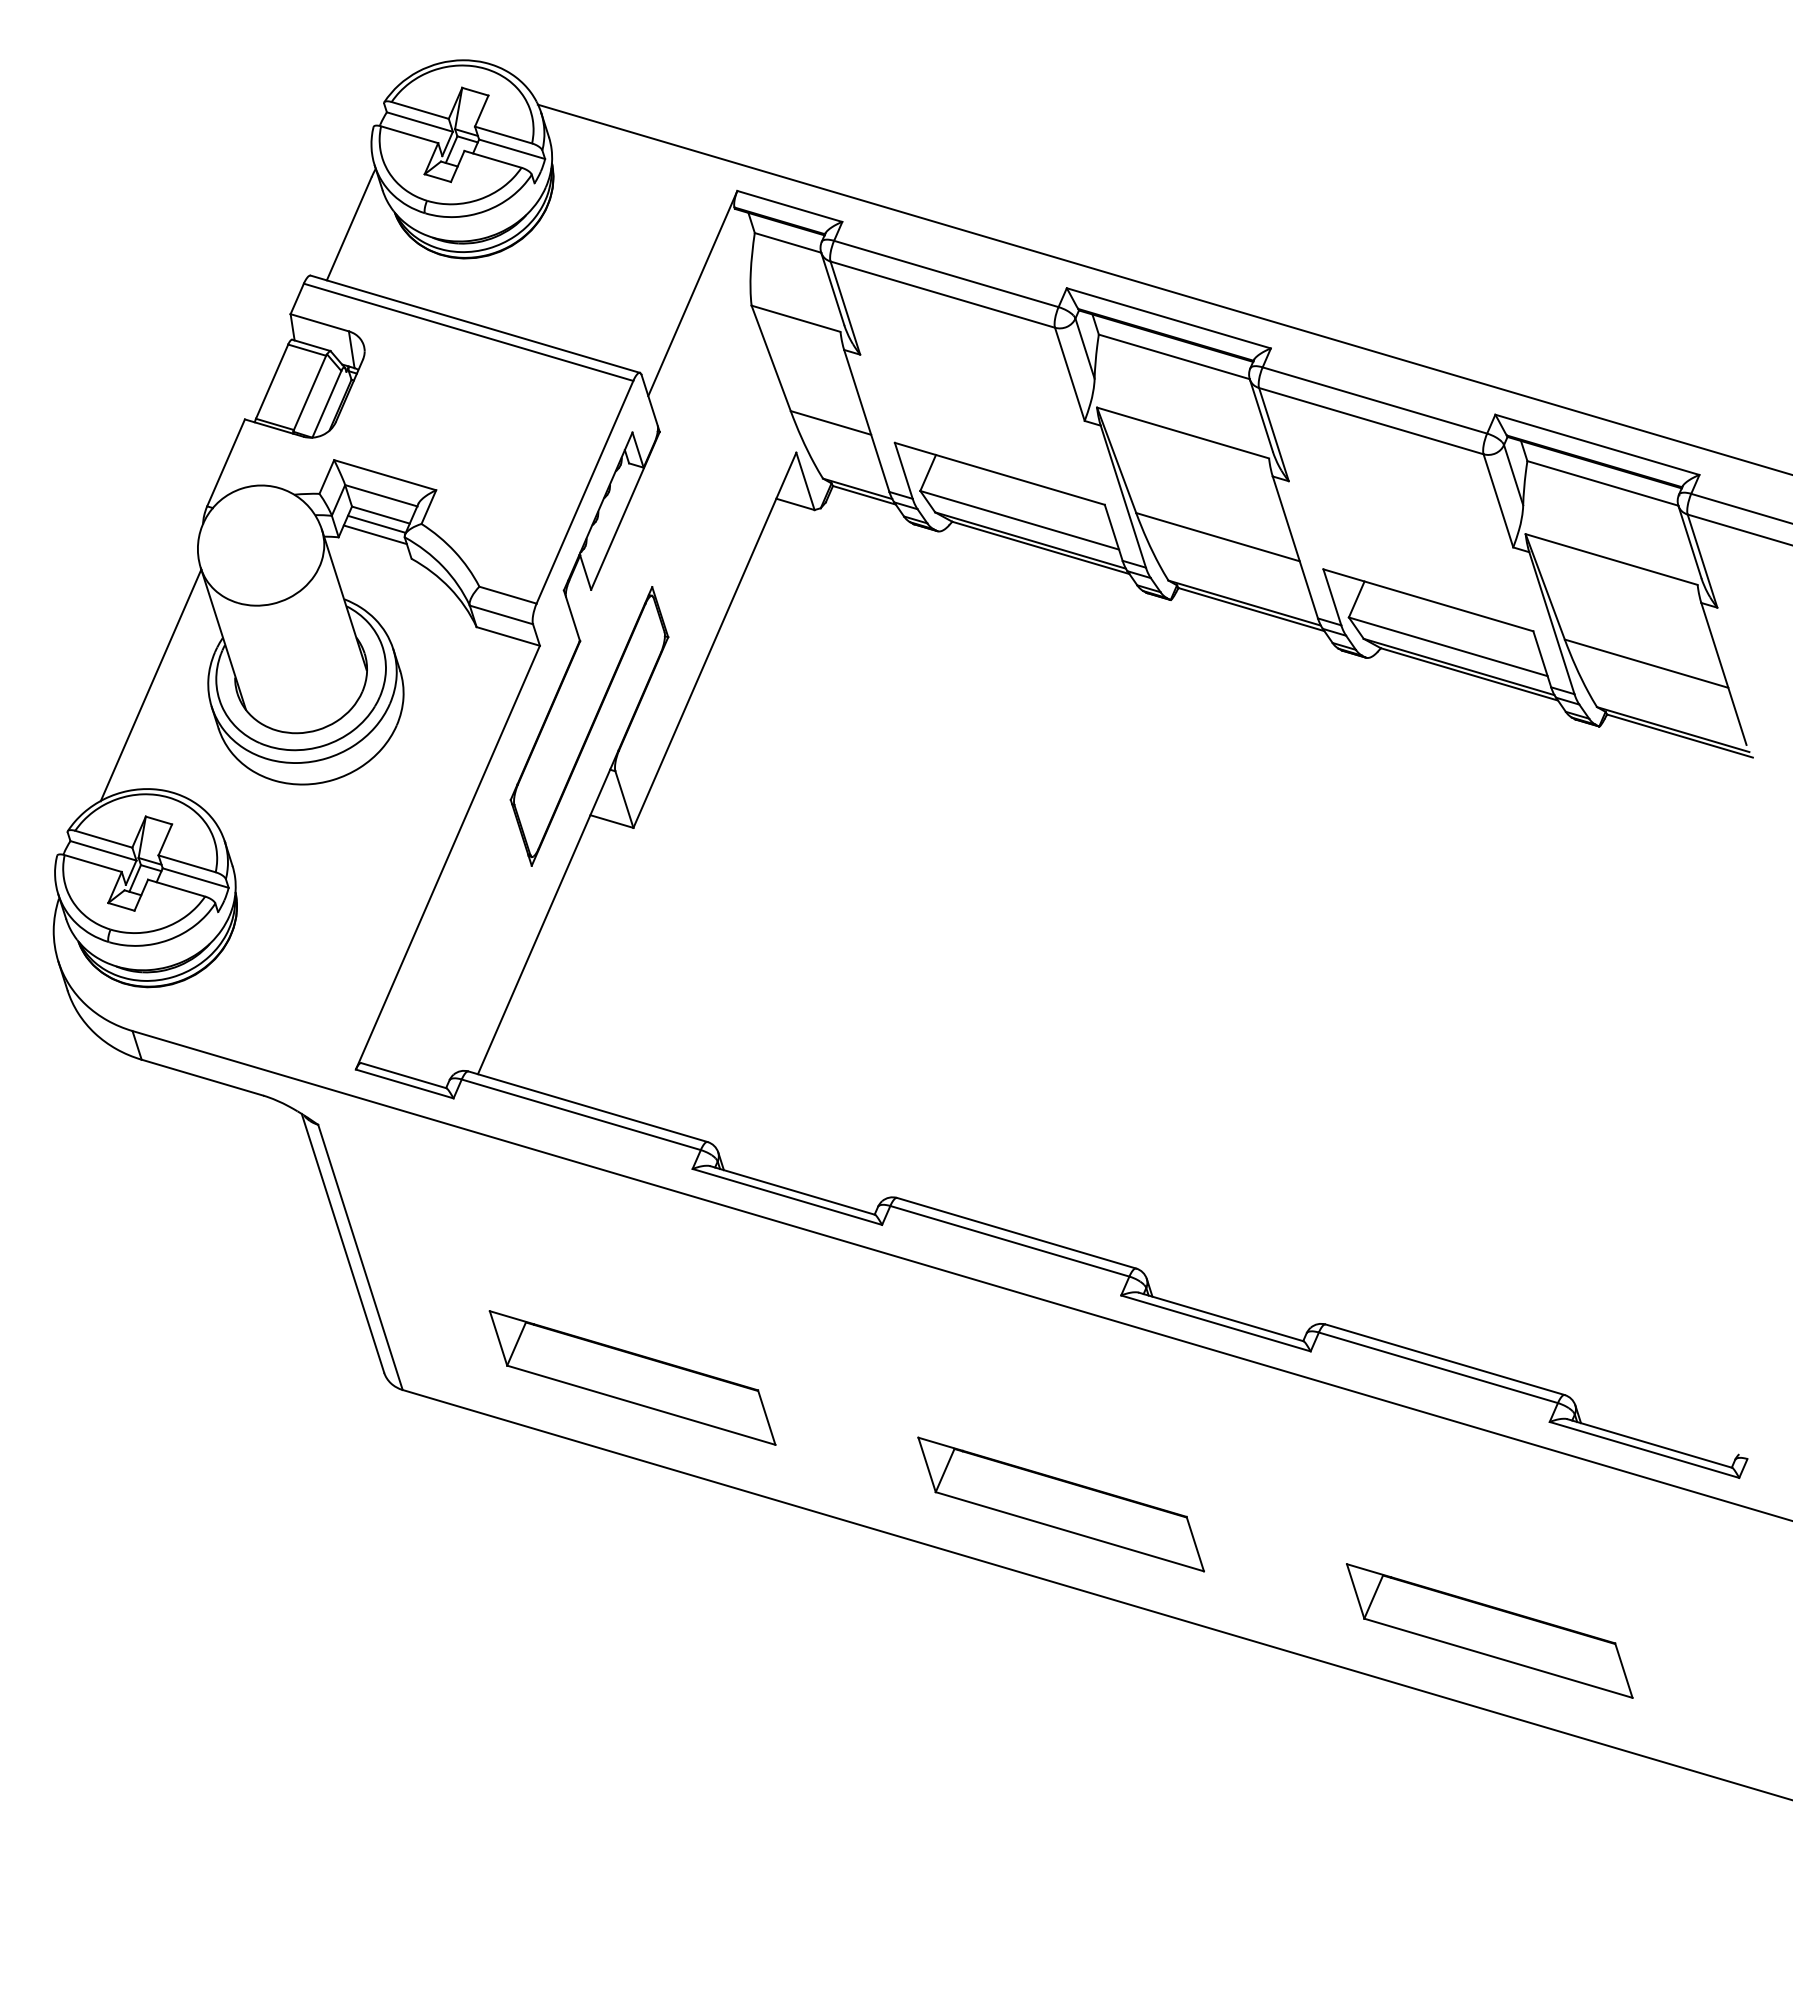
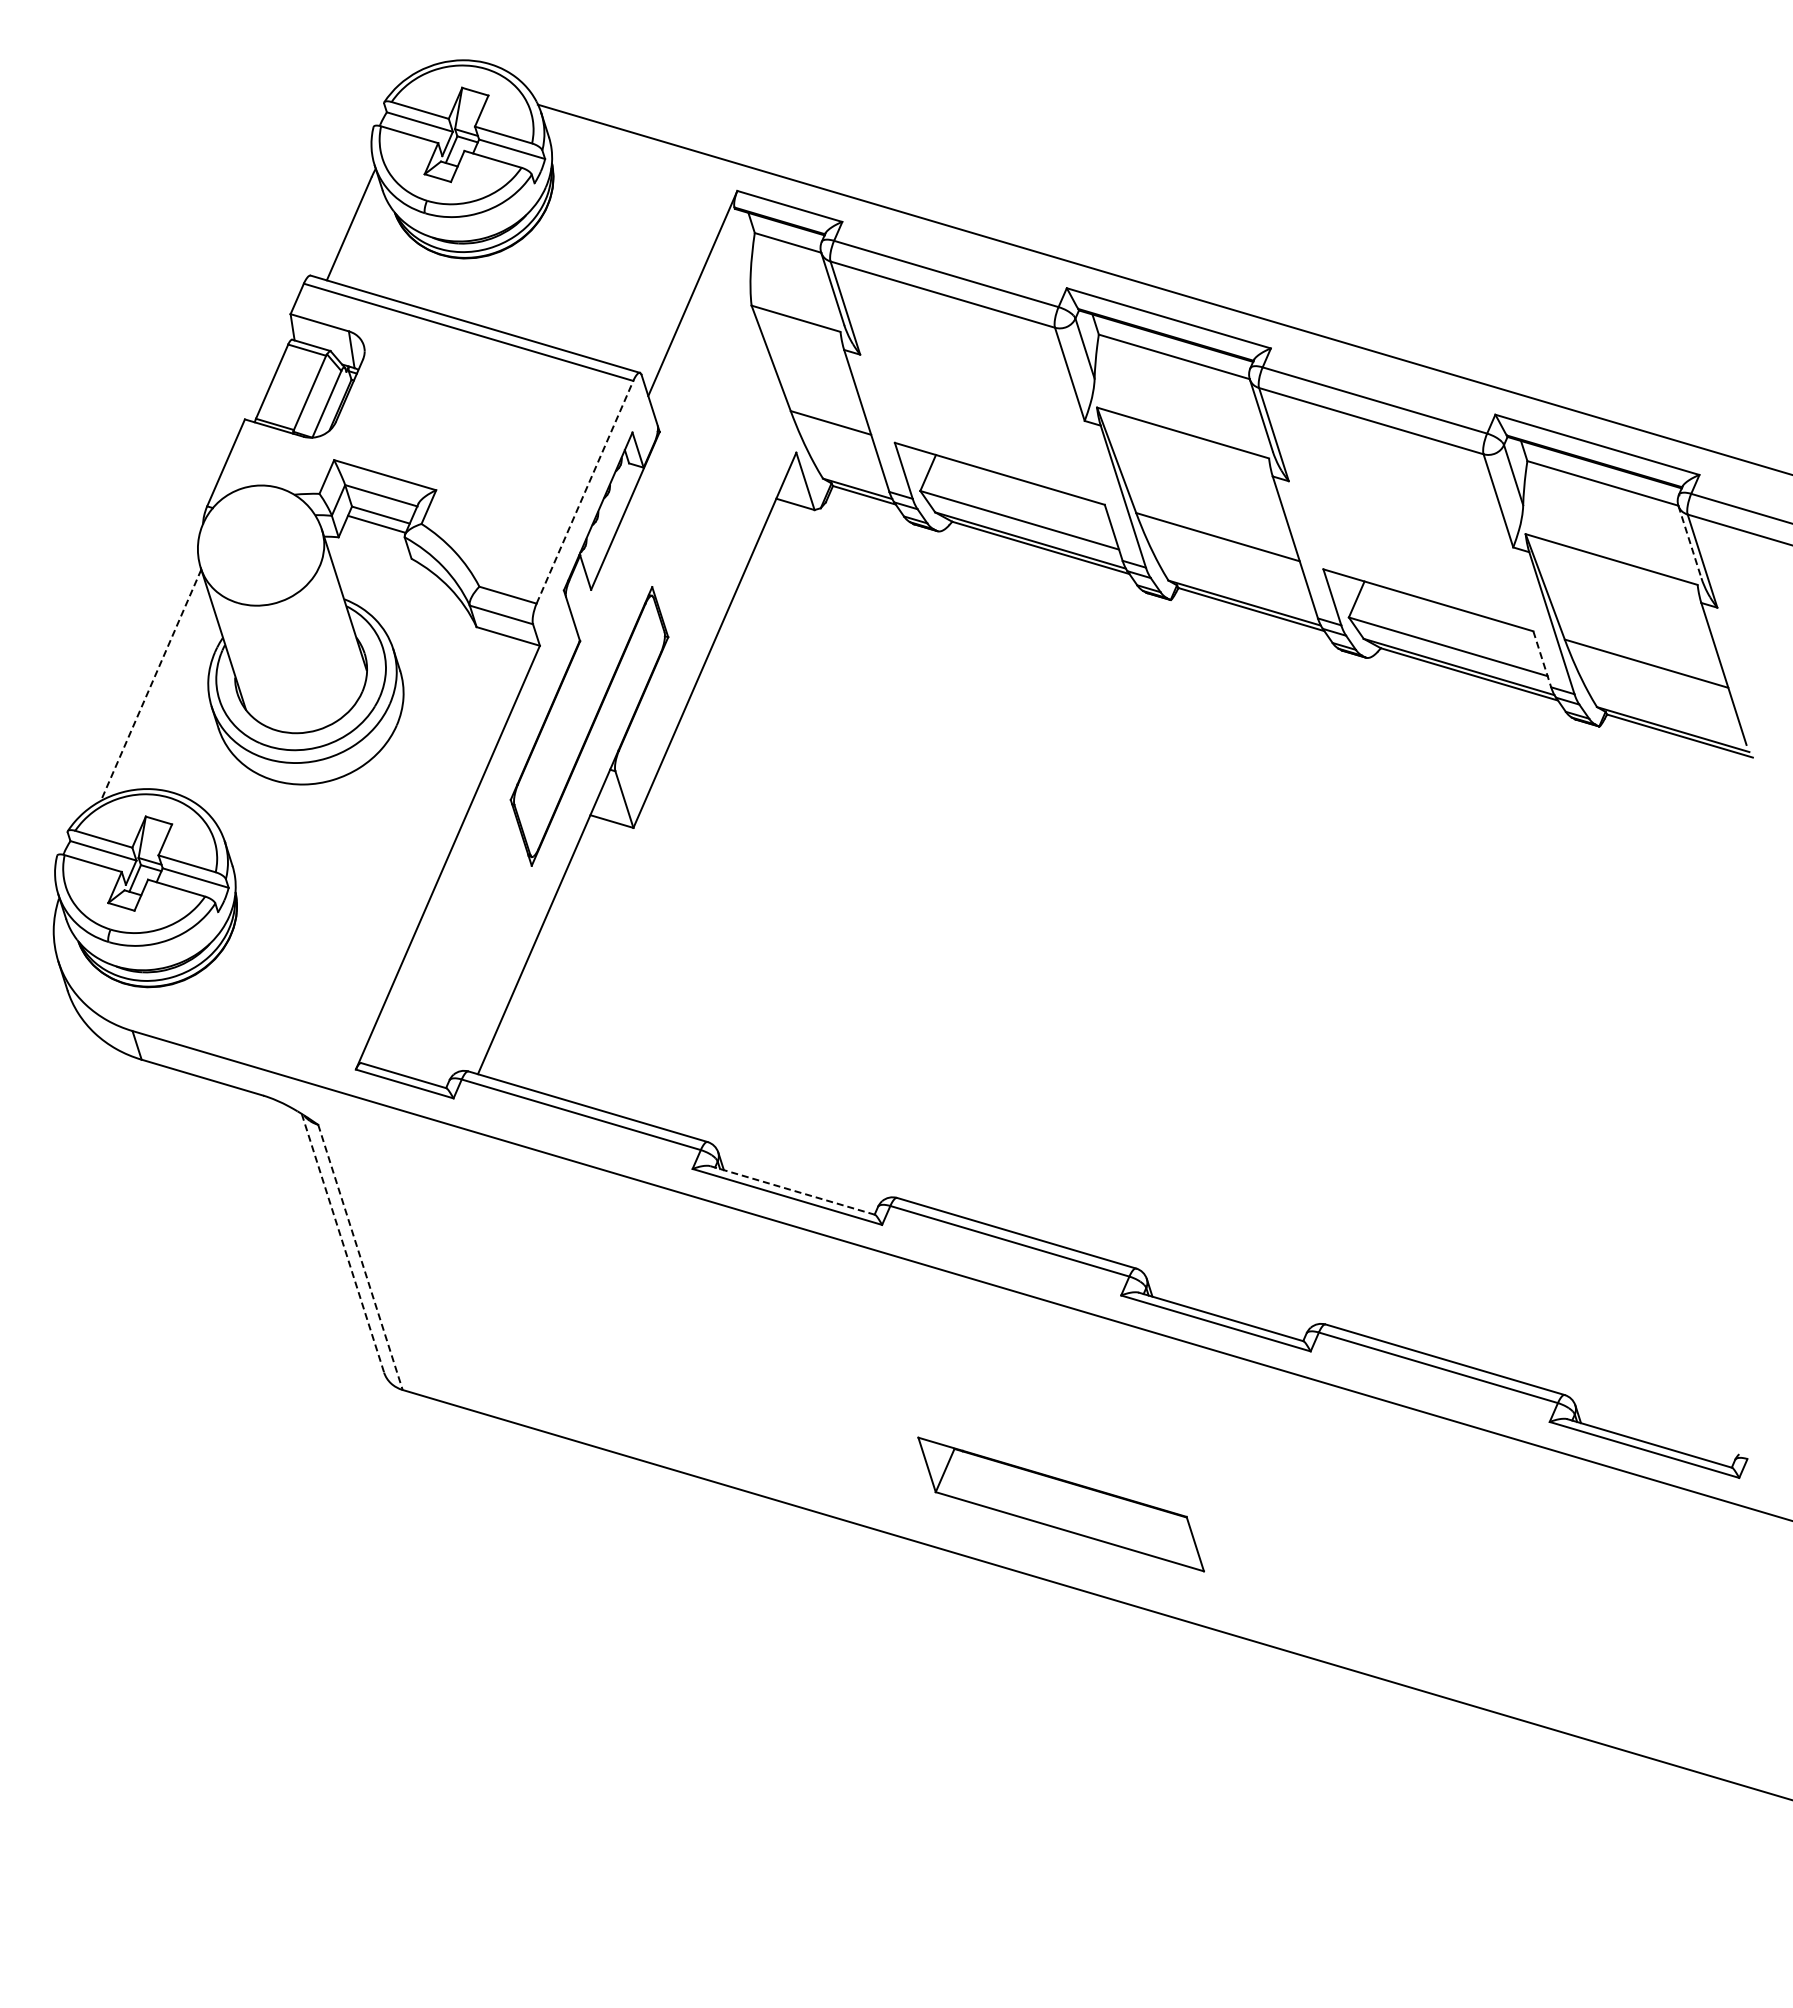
line: solid -> dashed (585, 491)
line: present -> none (374, 534)
line: solid -> dashed (1689, 541)
line: solid -> dashed (1542, 659)
line: solid -> dashed (150, 685)
line: solid -> dashed (792, 1190)
line: solid -> dashed (342, 1243)
line: solid -> dashed (360, 1257)
part: present -> none (632, 1377)
part: present -> none (1489, 1630)
